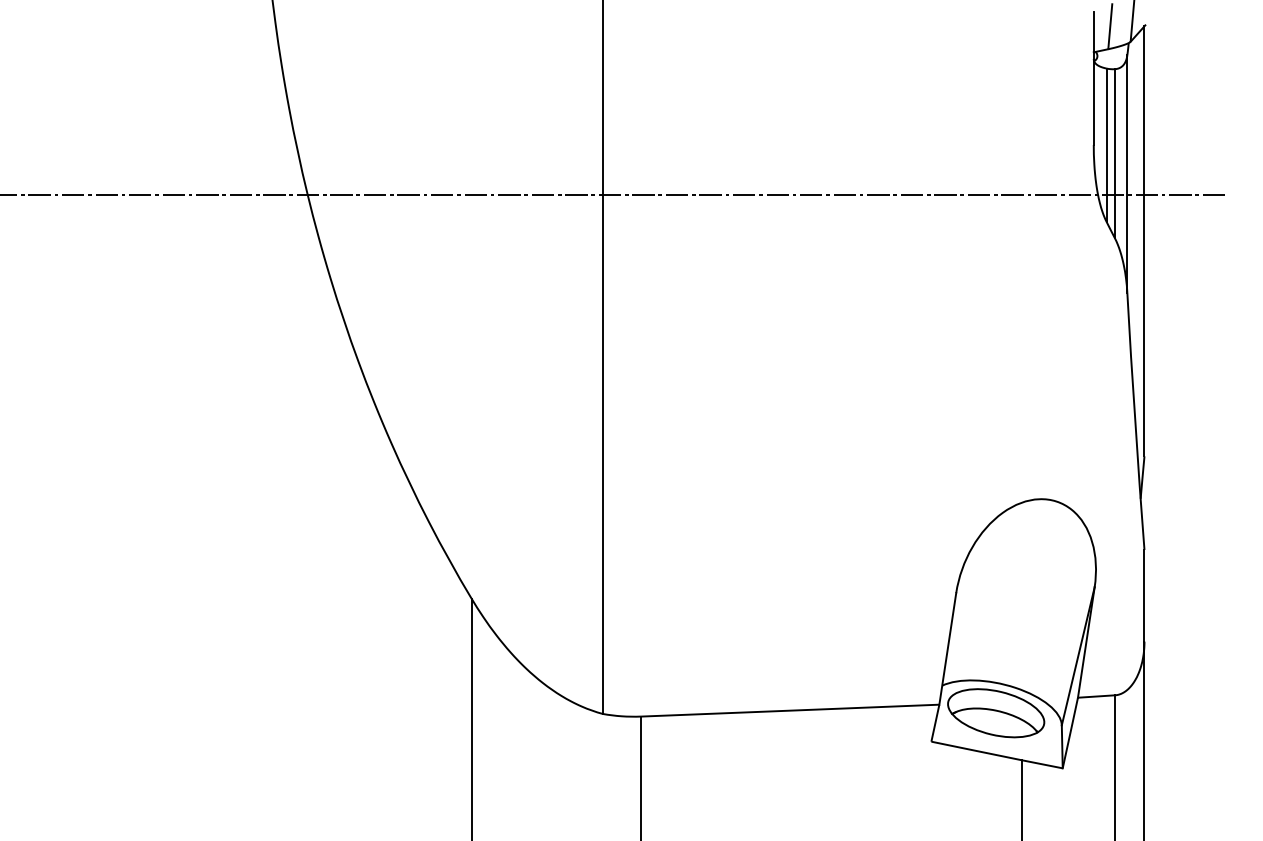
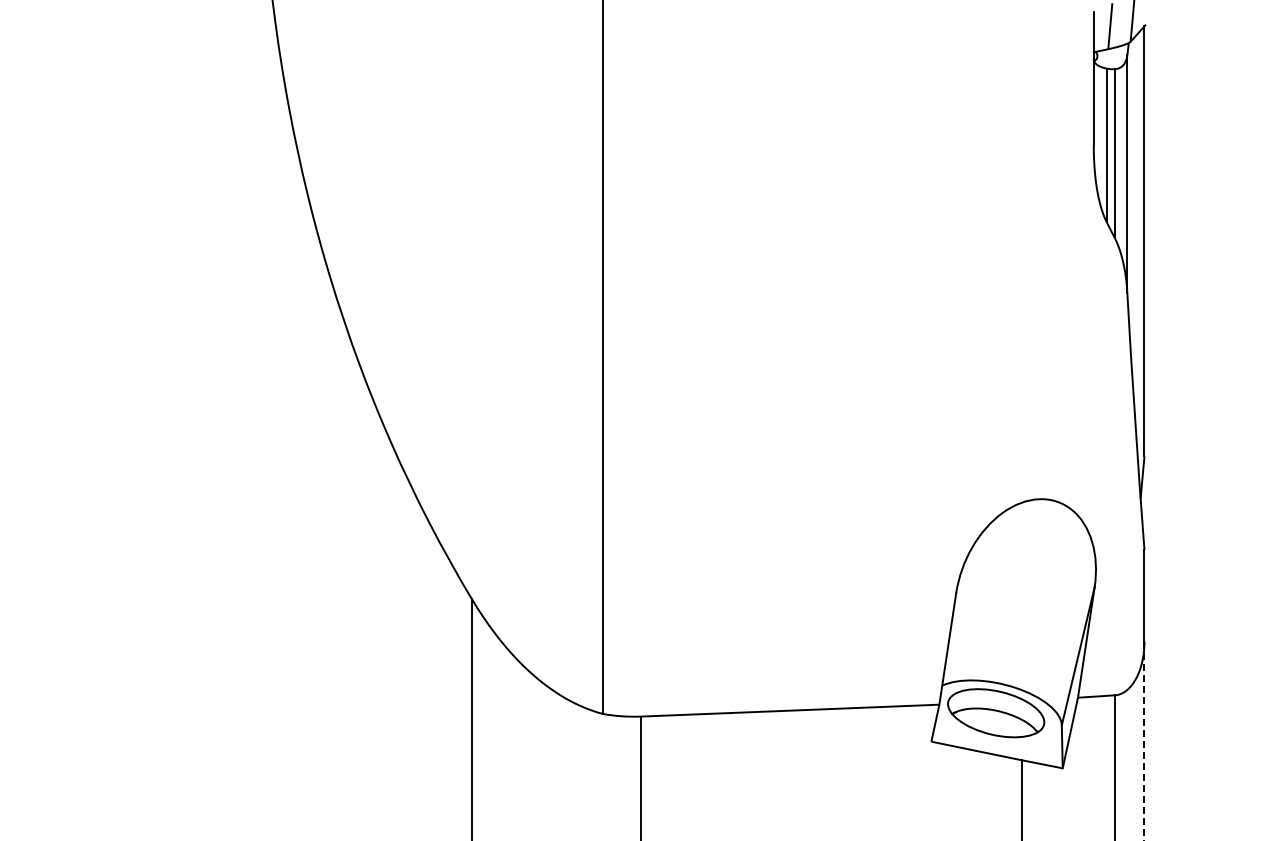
line: present -> none (613, 195)
line: solid -> dashed (1144, 741)
